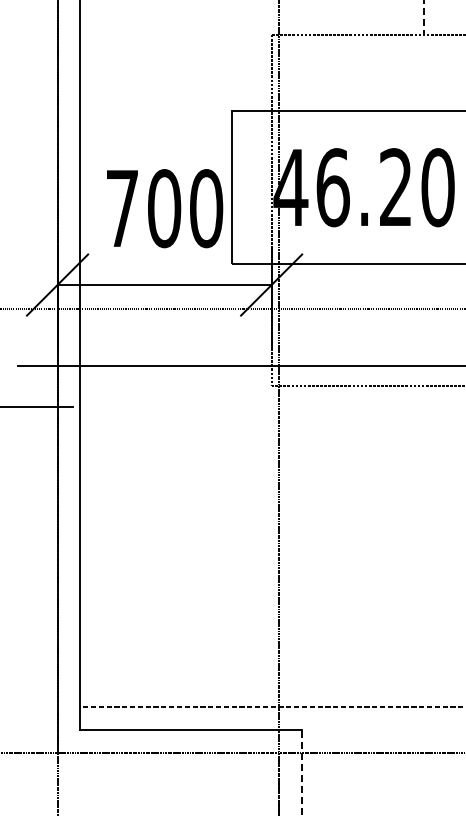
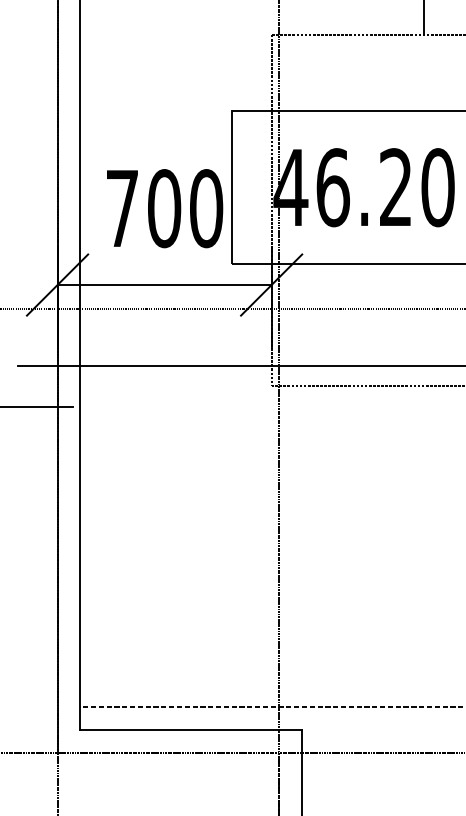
line: dashed -> solid (424, 17)
line: dashed -> solid (302, 772)
